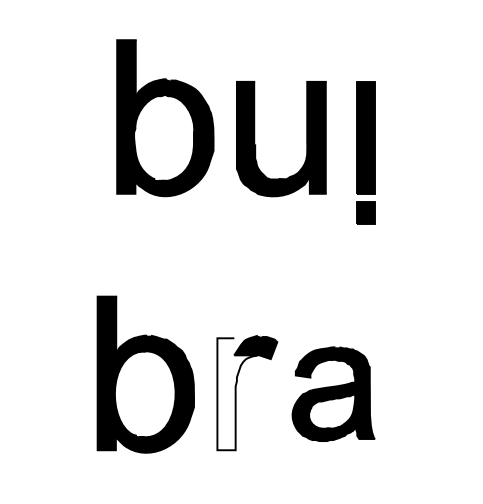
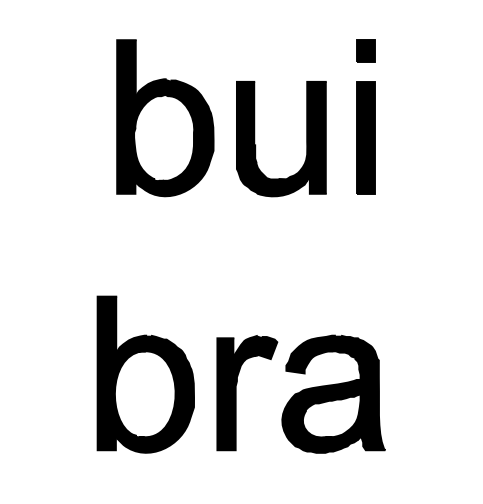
part position: (365, 212) -> (365, 50) (365, 50)
part size: 85x96 px -> 105x120 px (333, 393)
fill: none -> present (237, 394)
